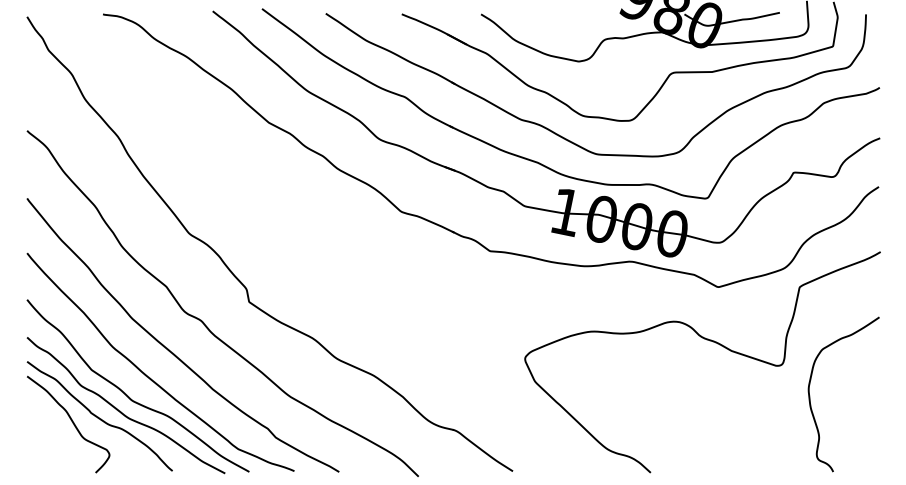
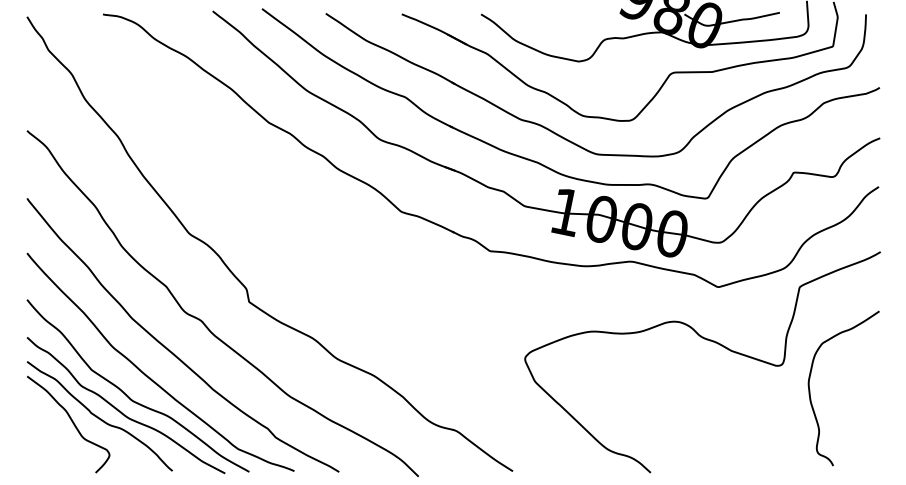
curve position: (810, 395) -> (810, 389) (810, 389)
